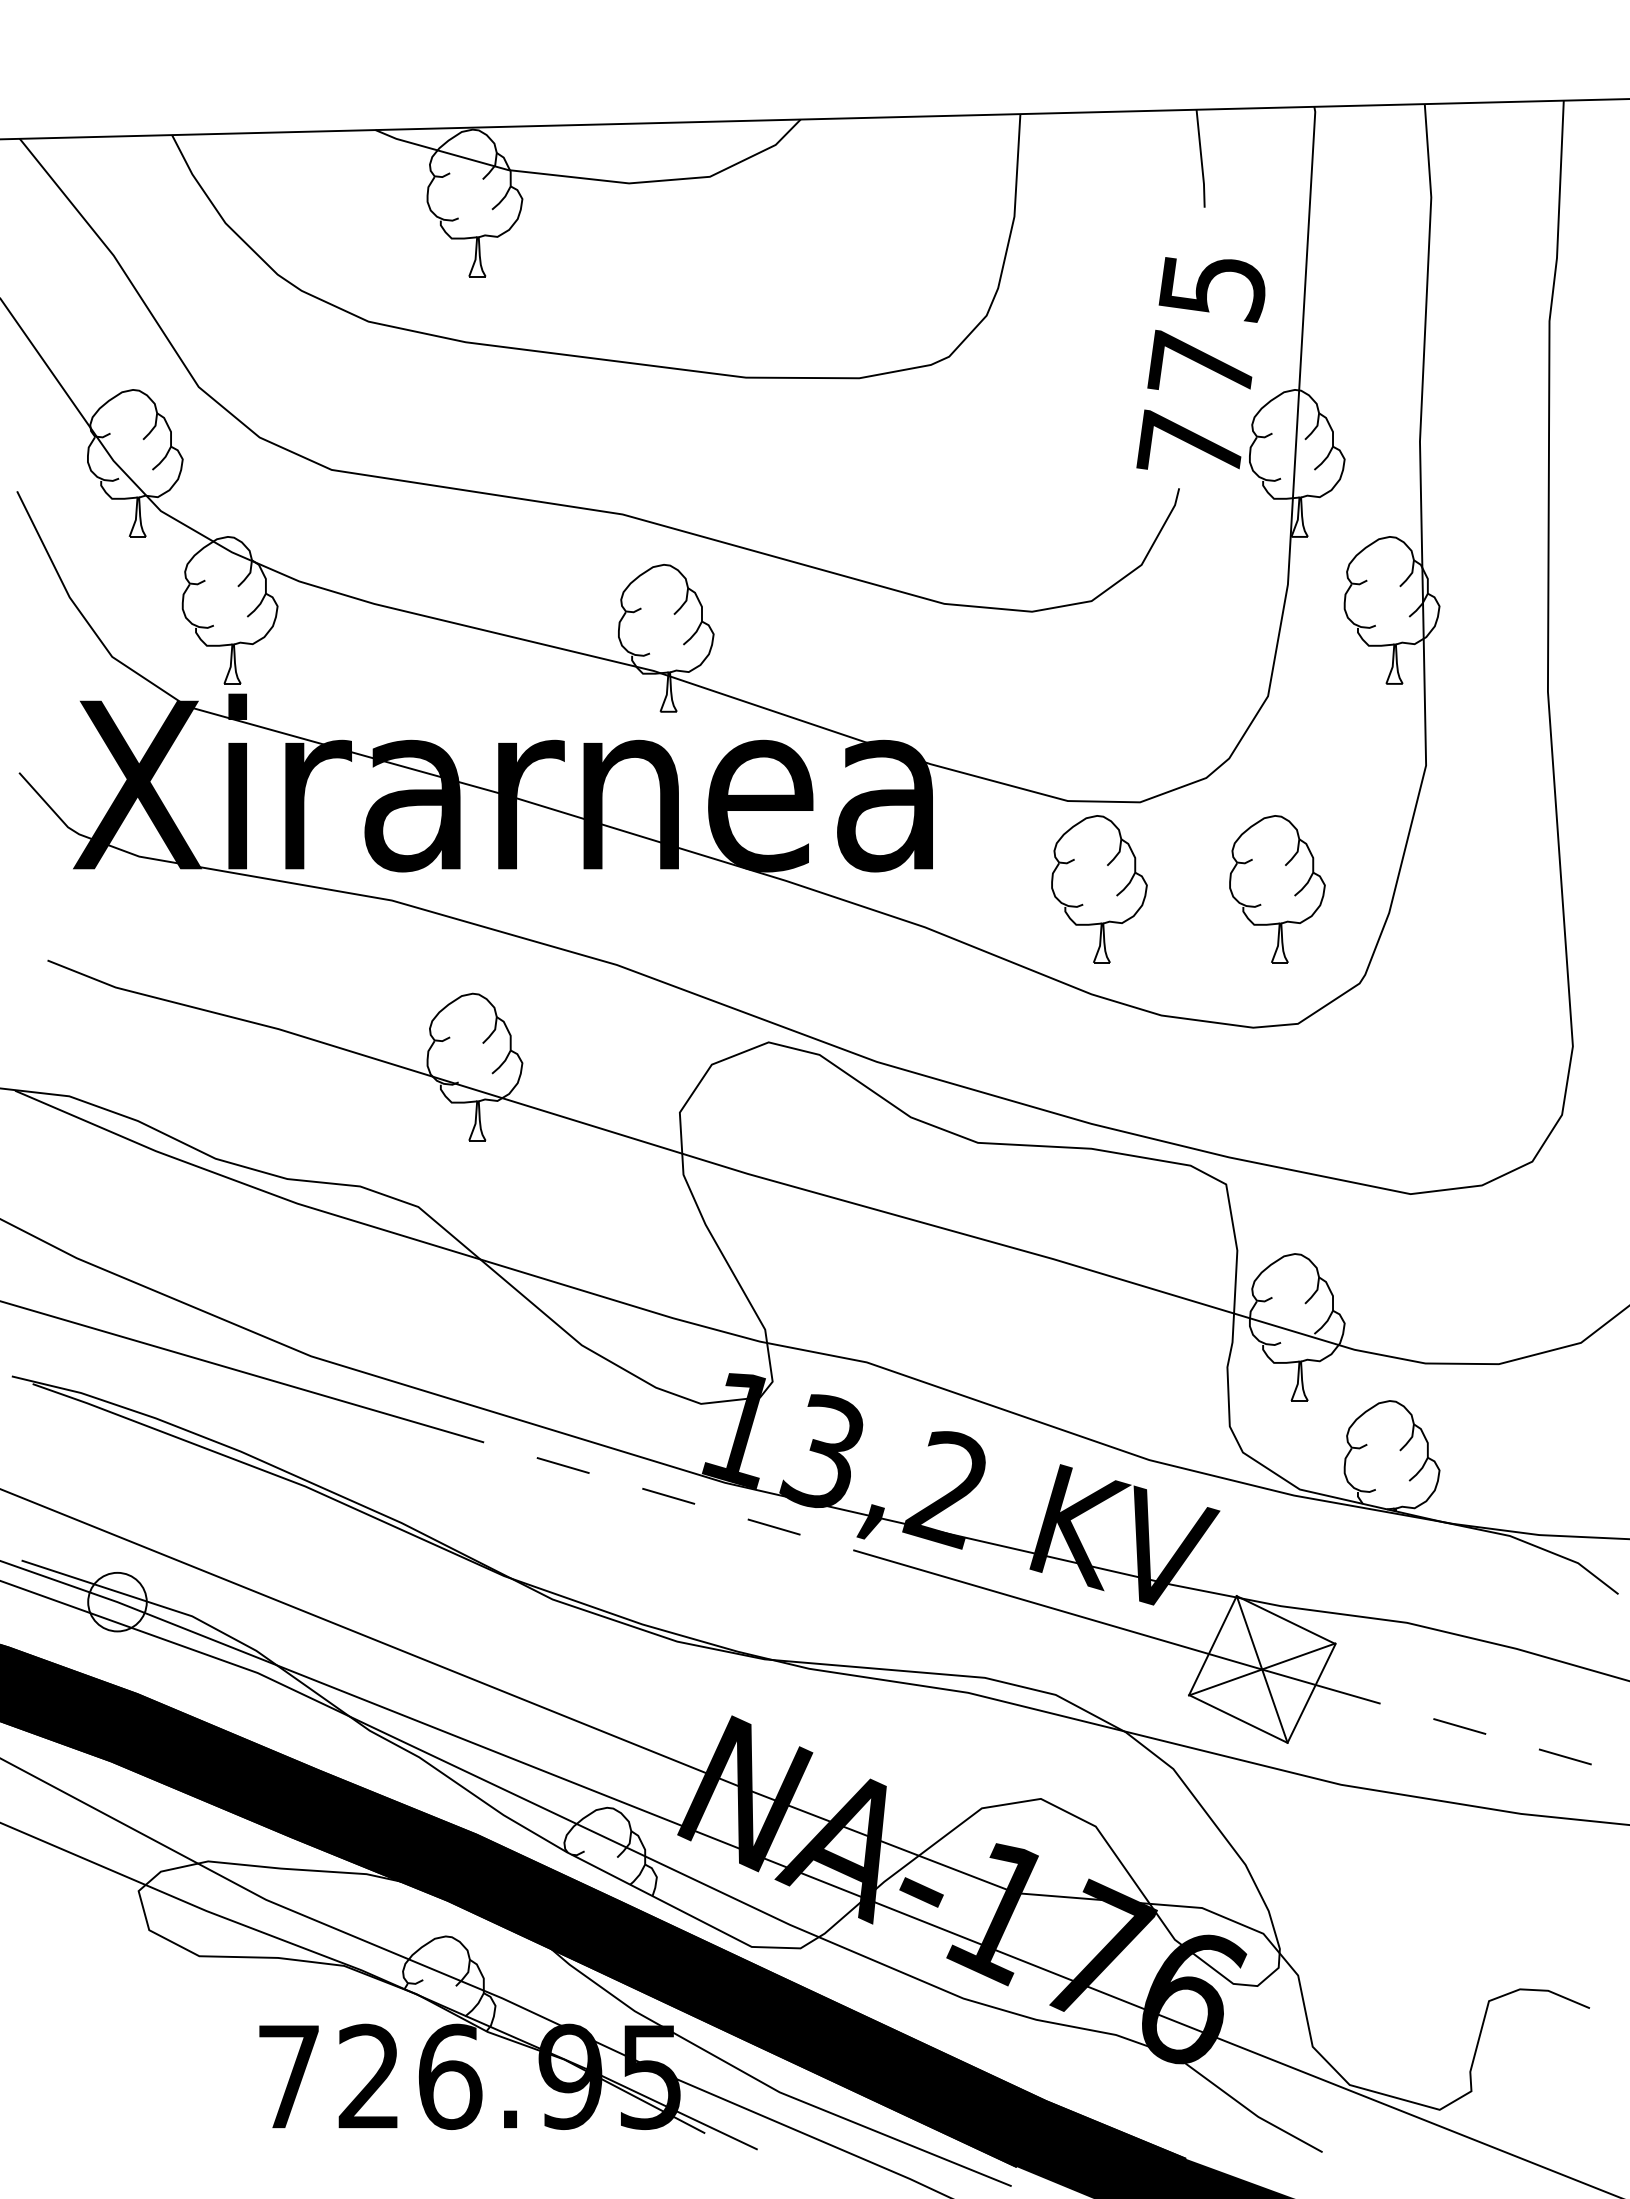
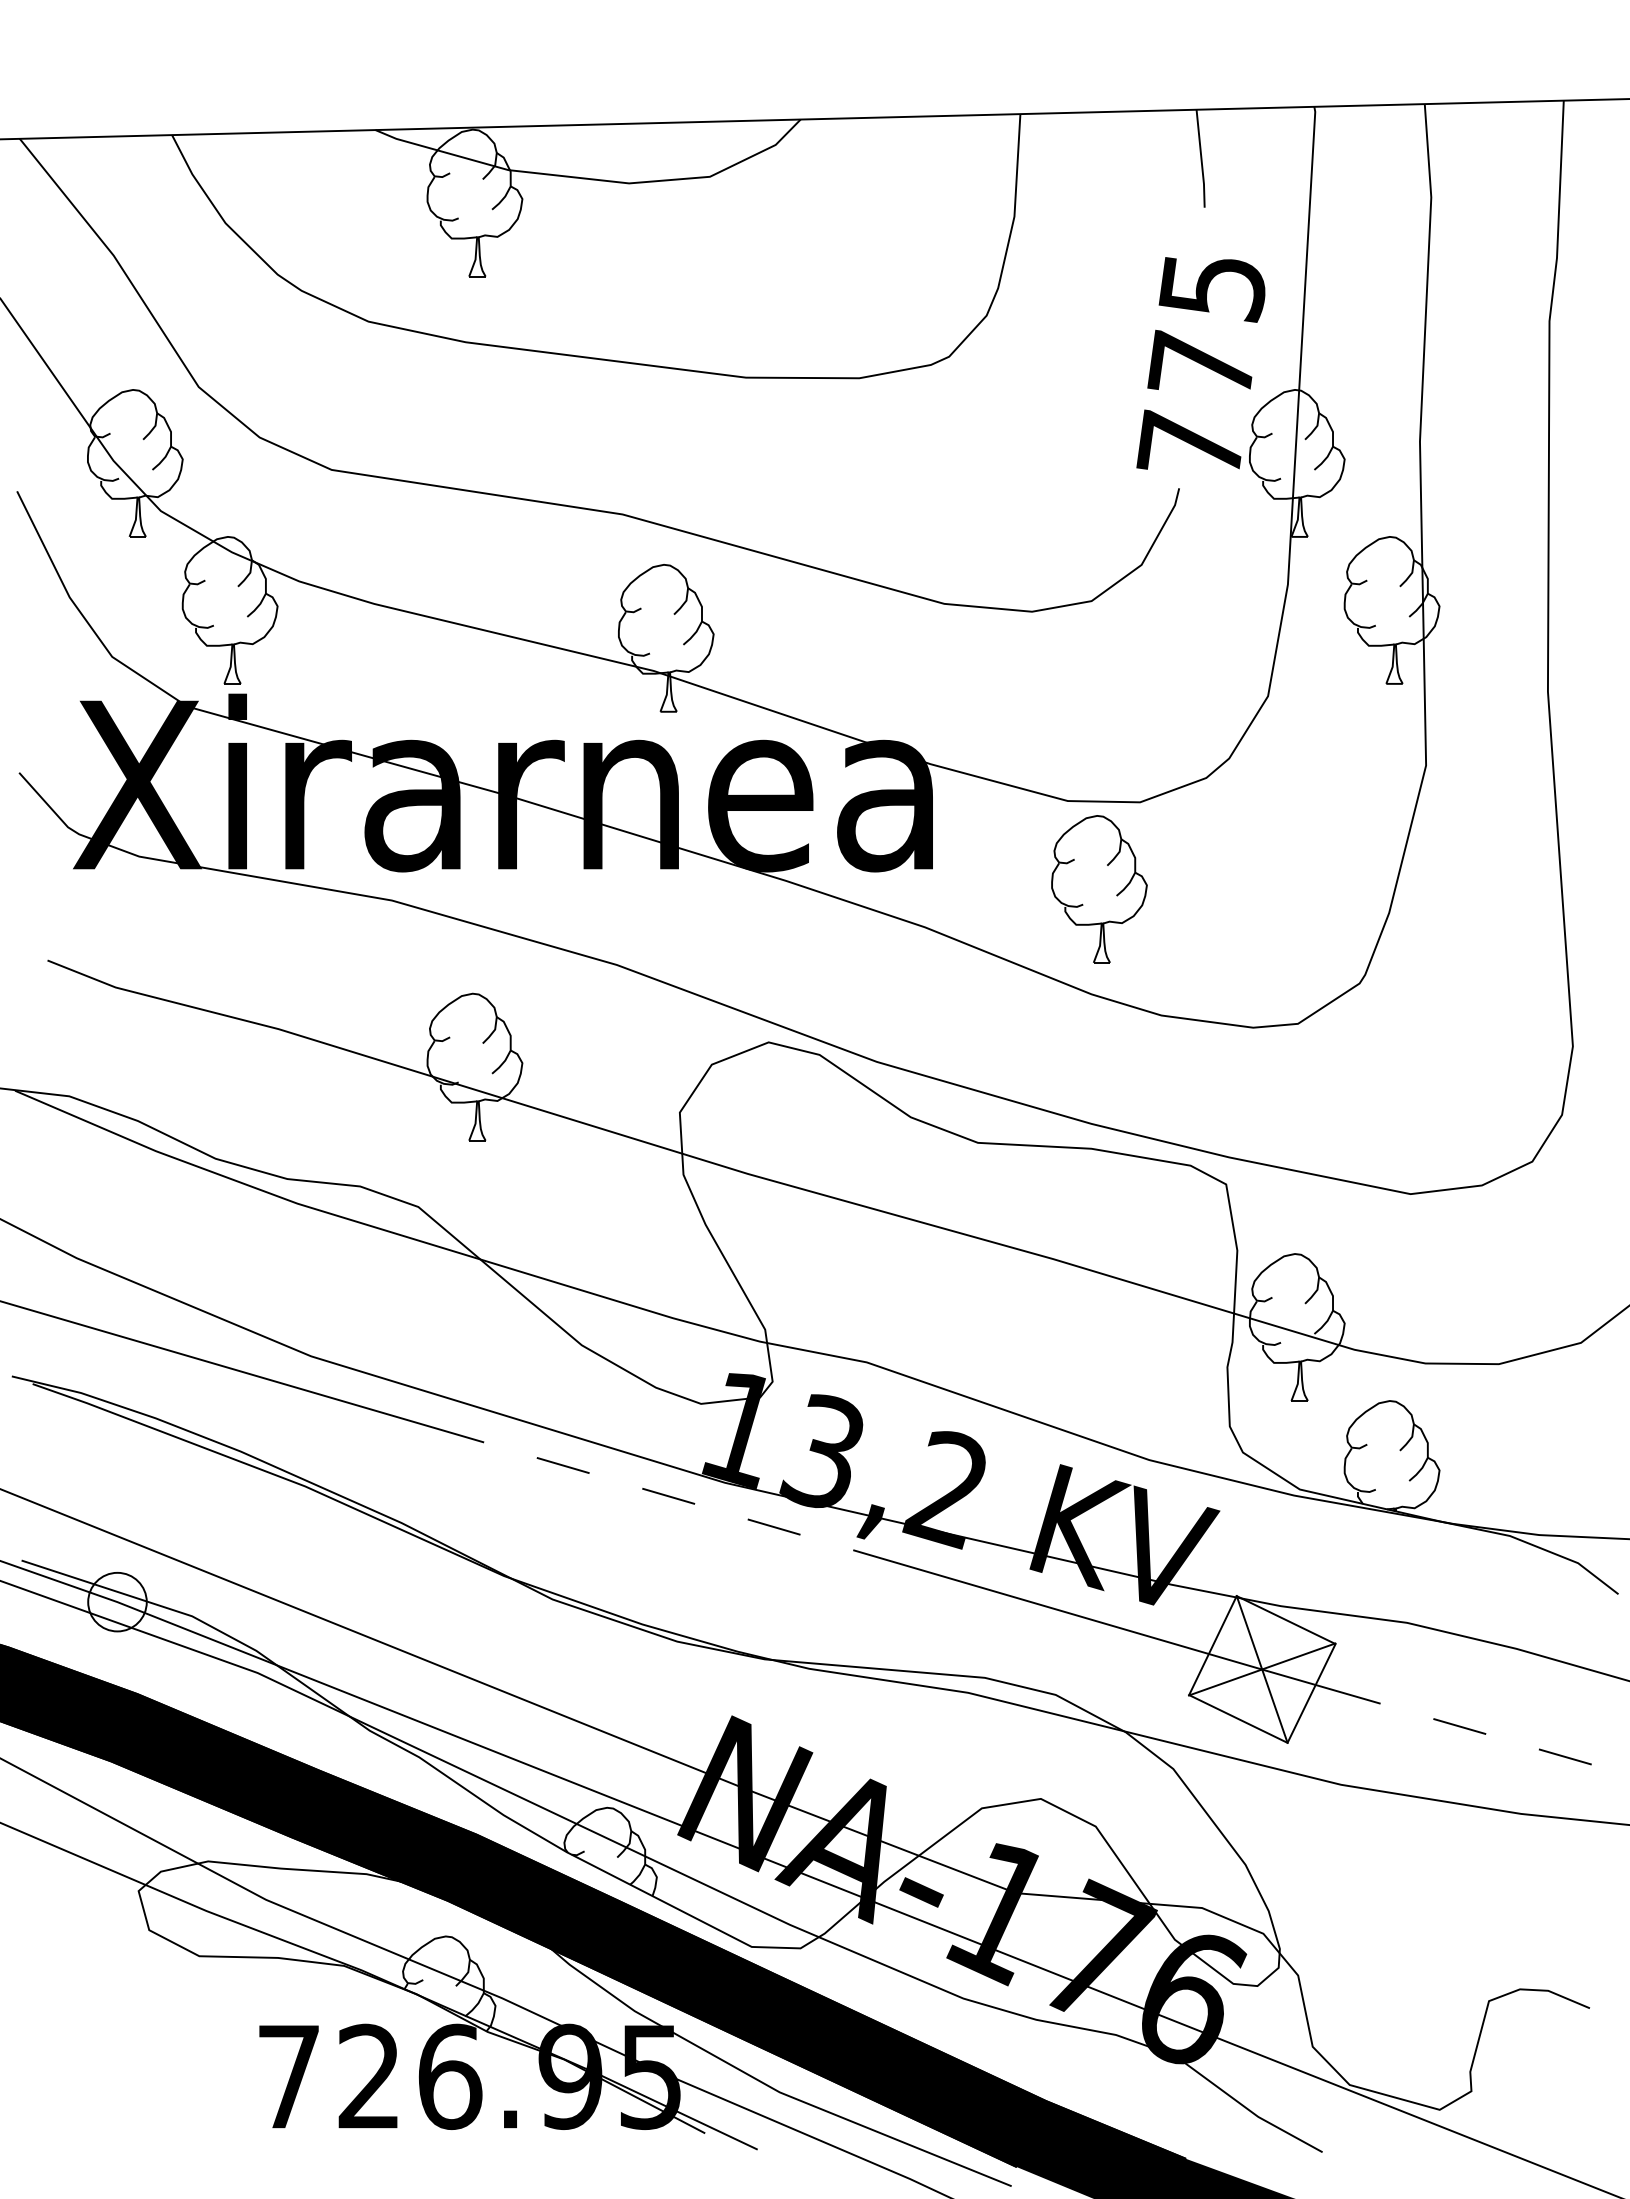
part: present -> none (1277, 889)
